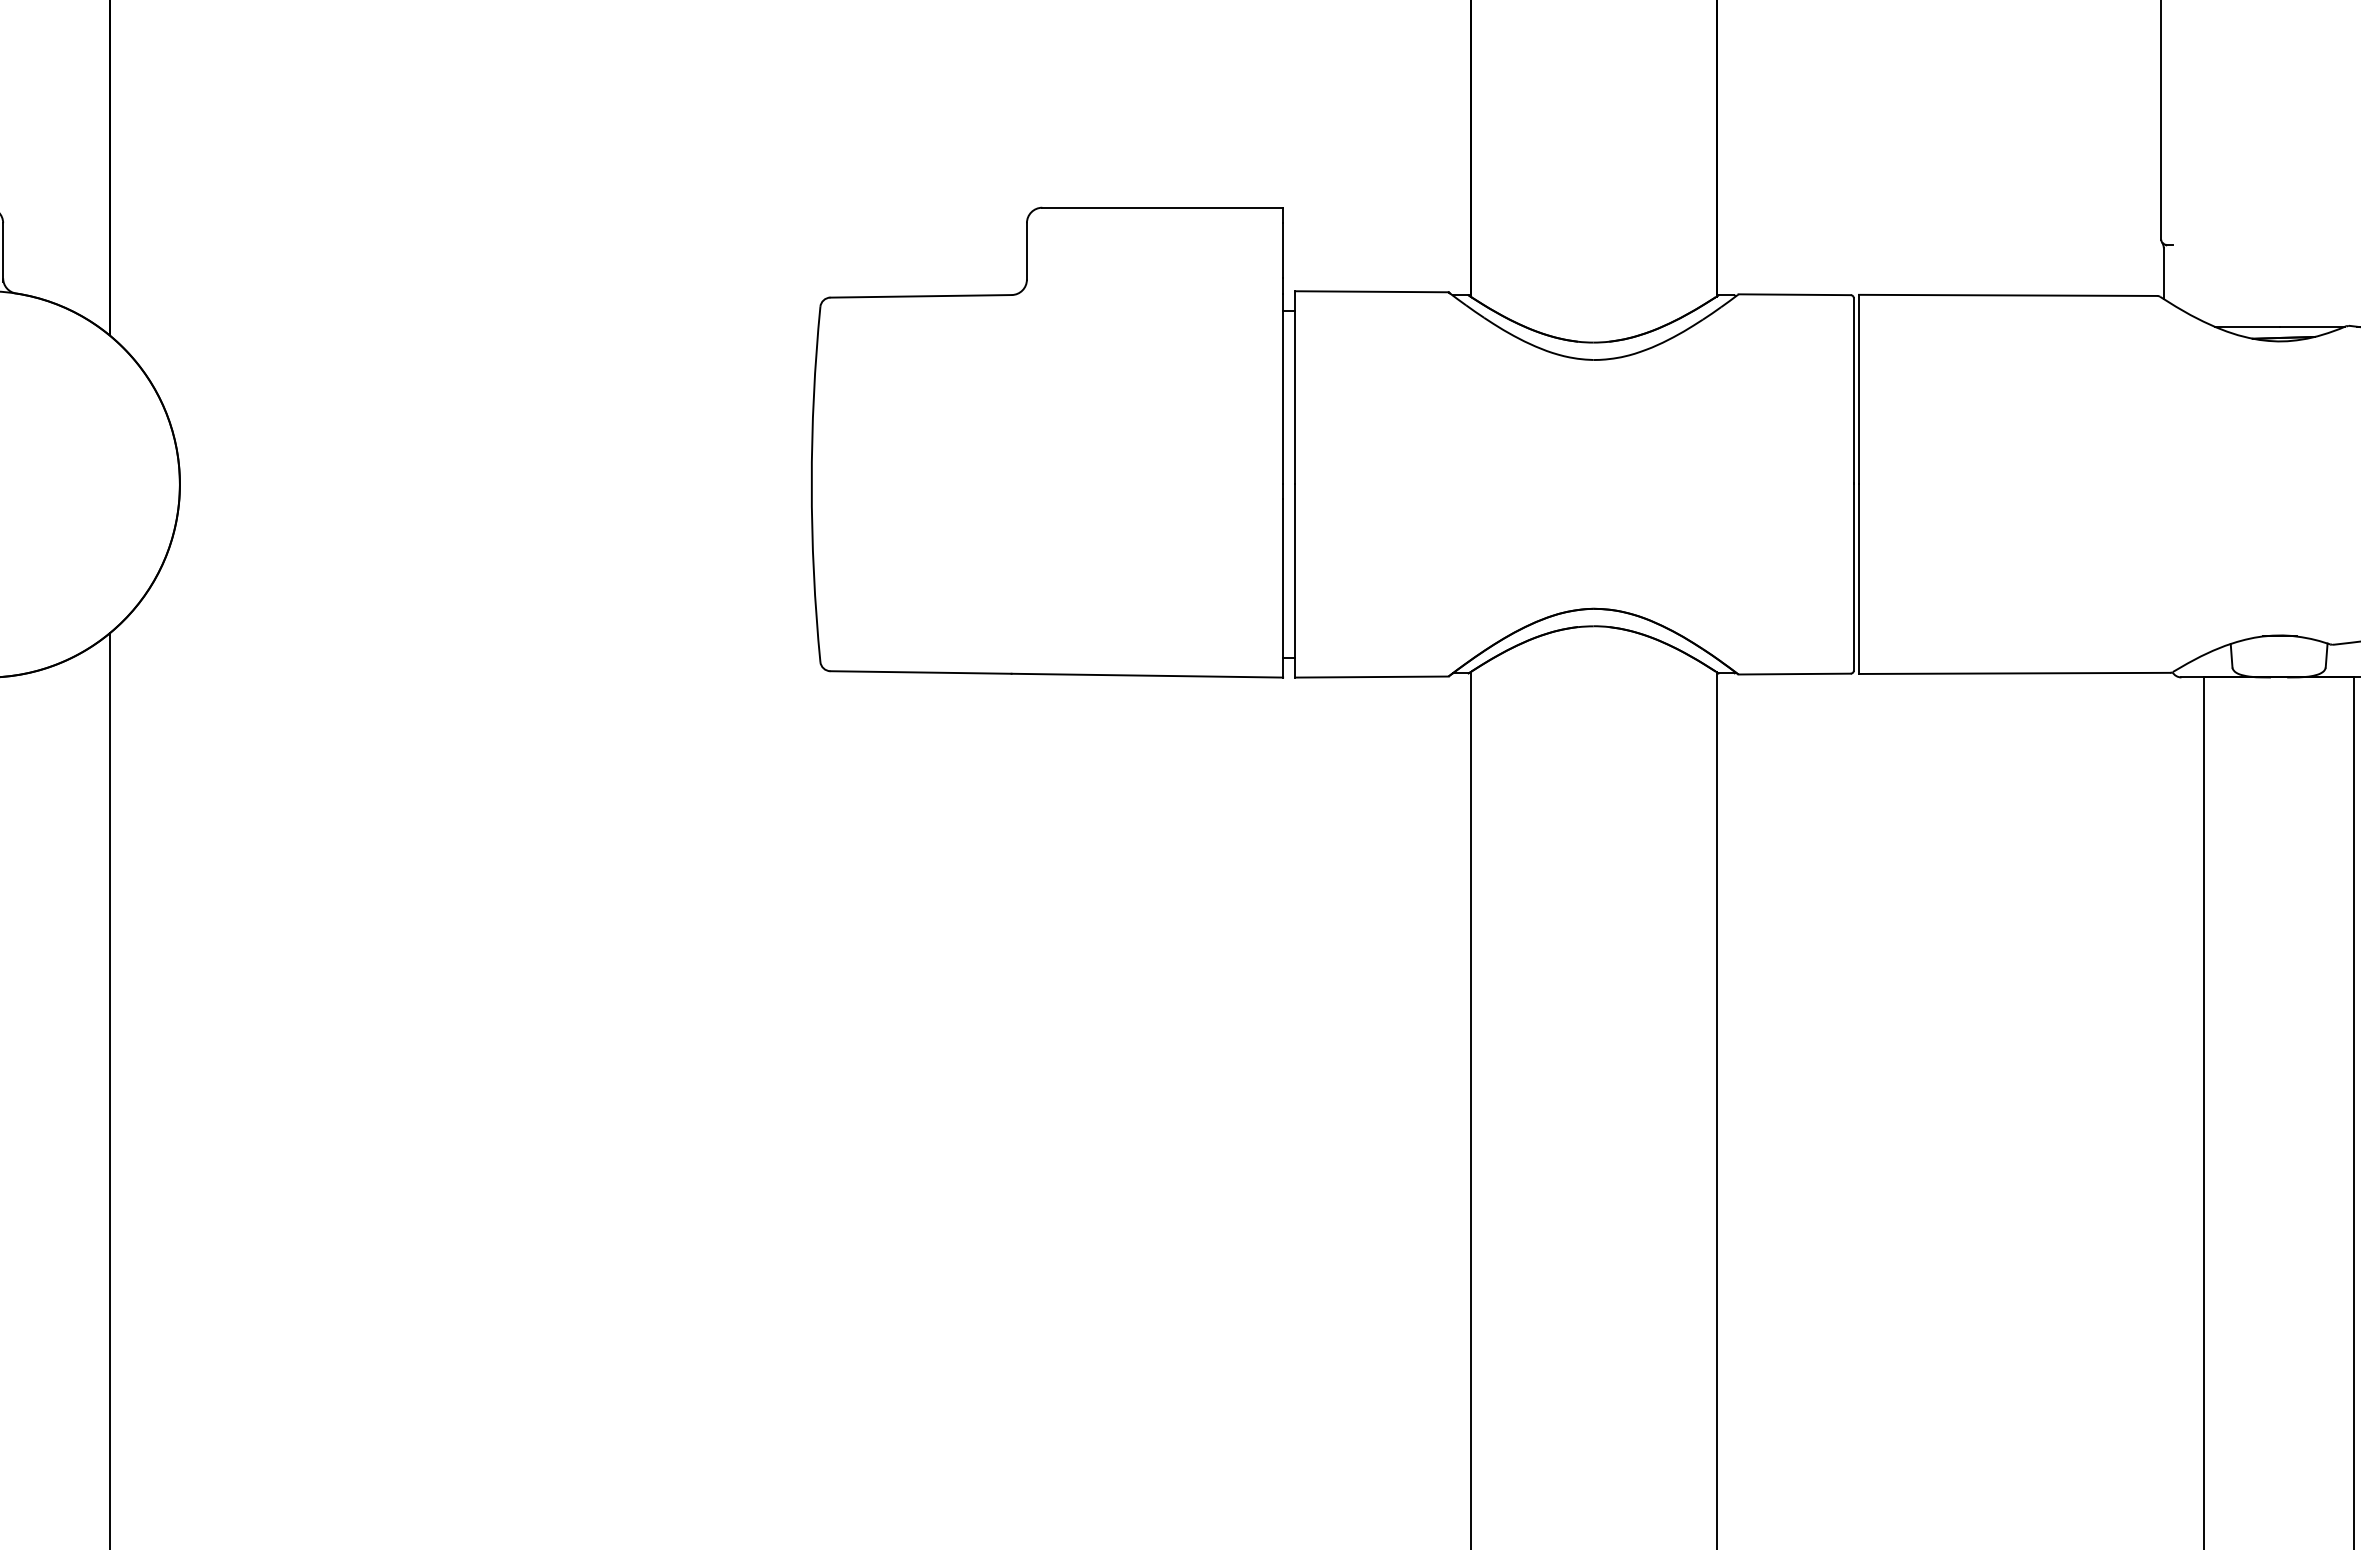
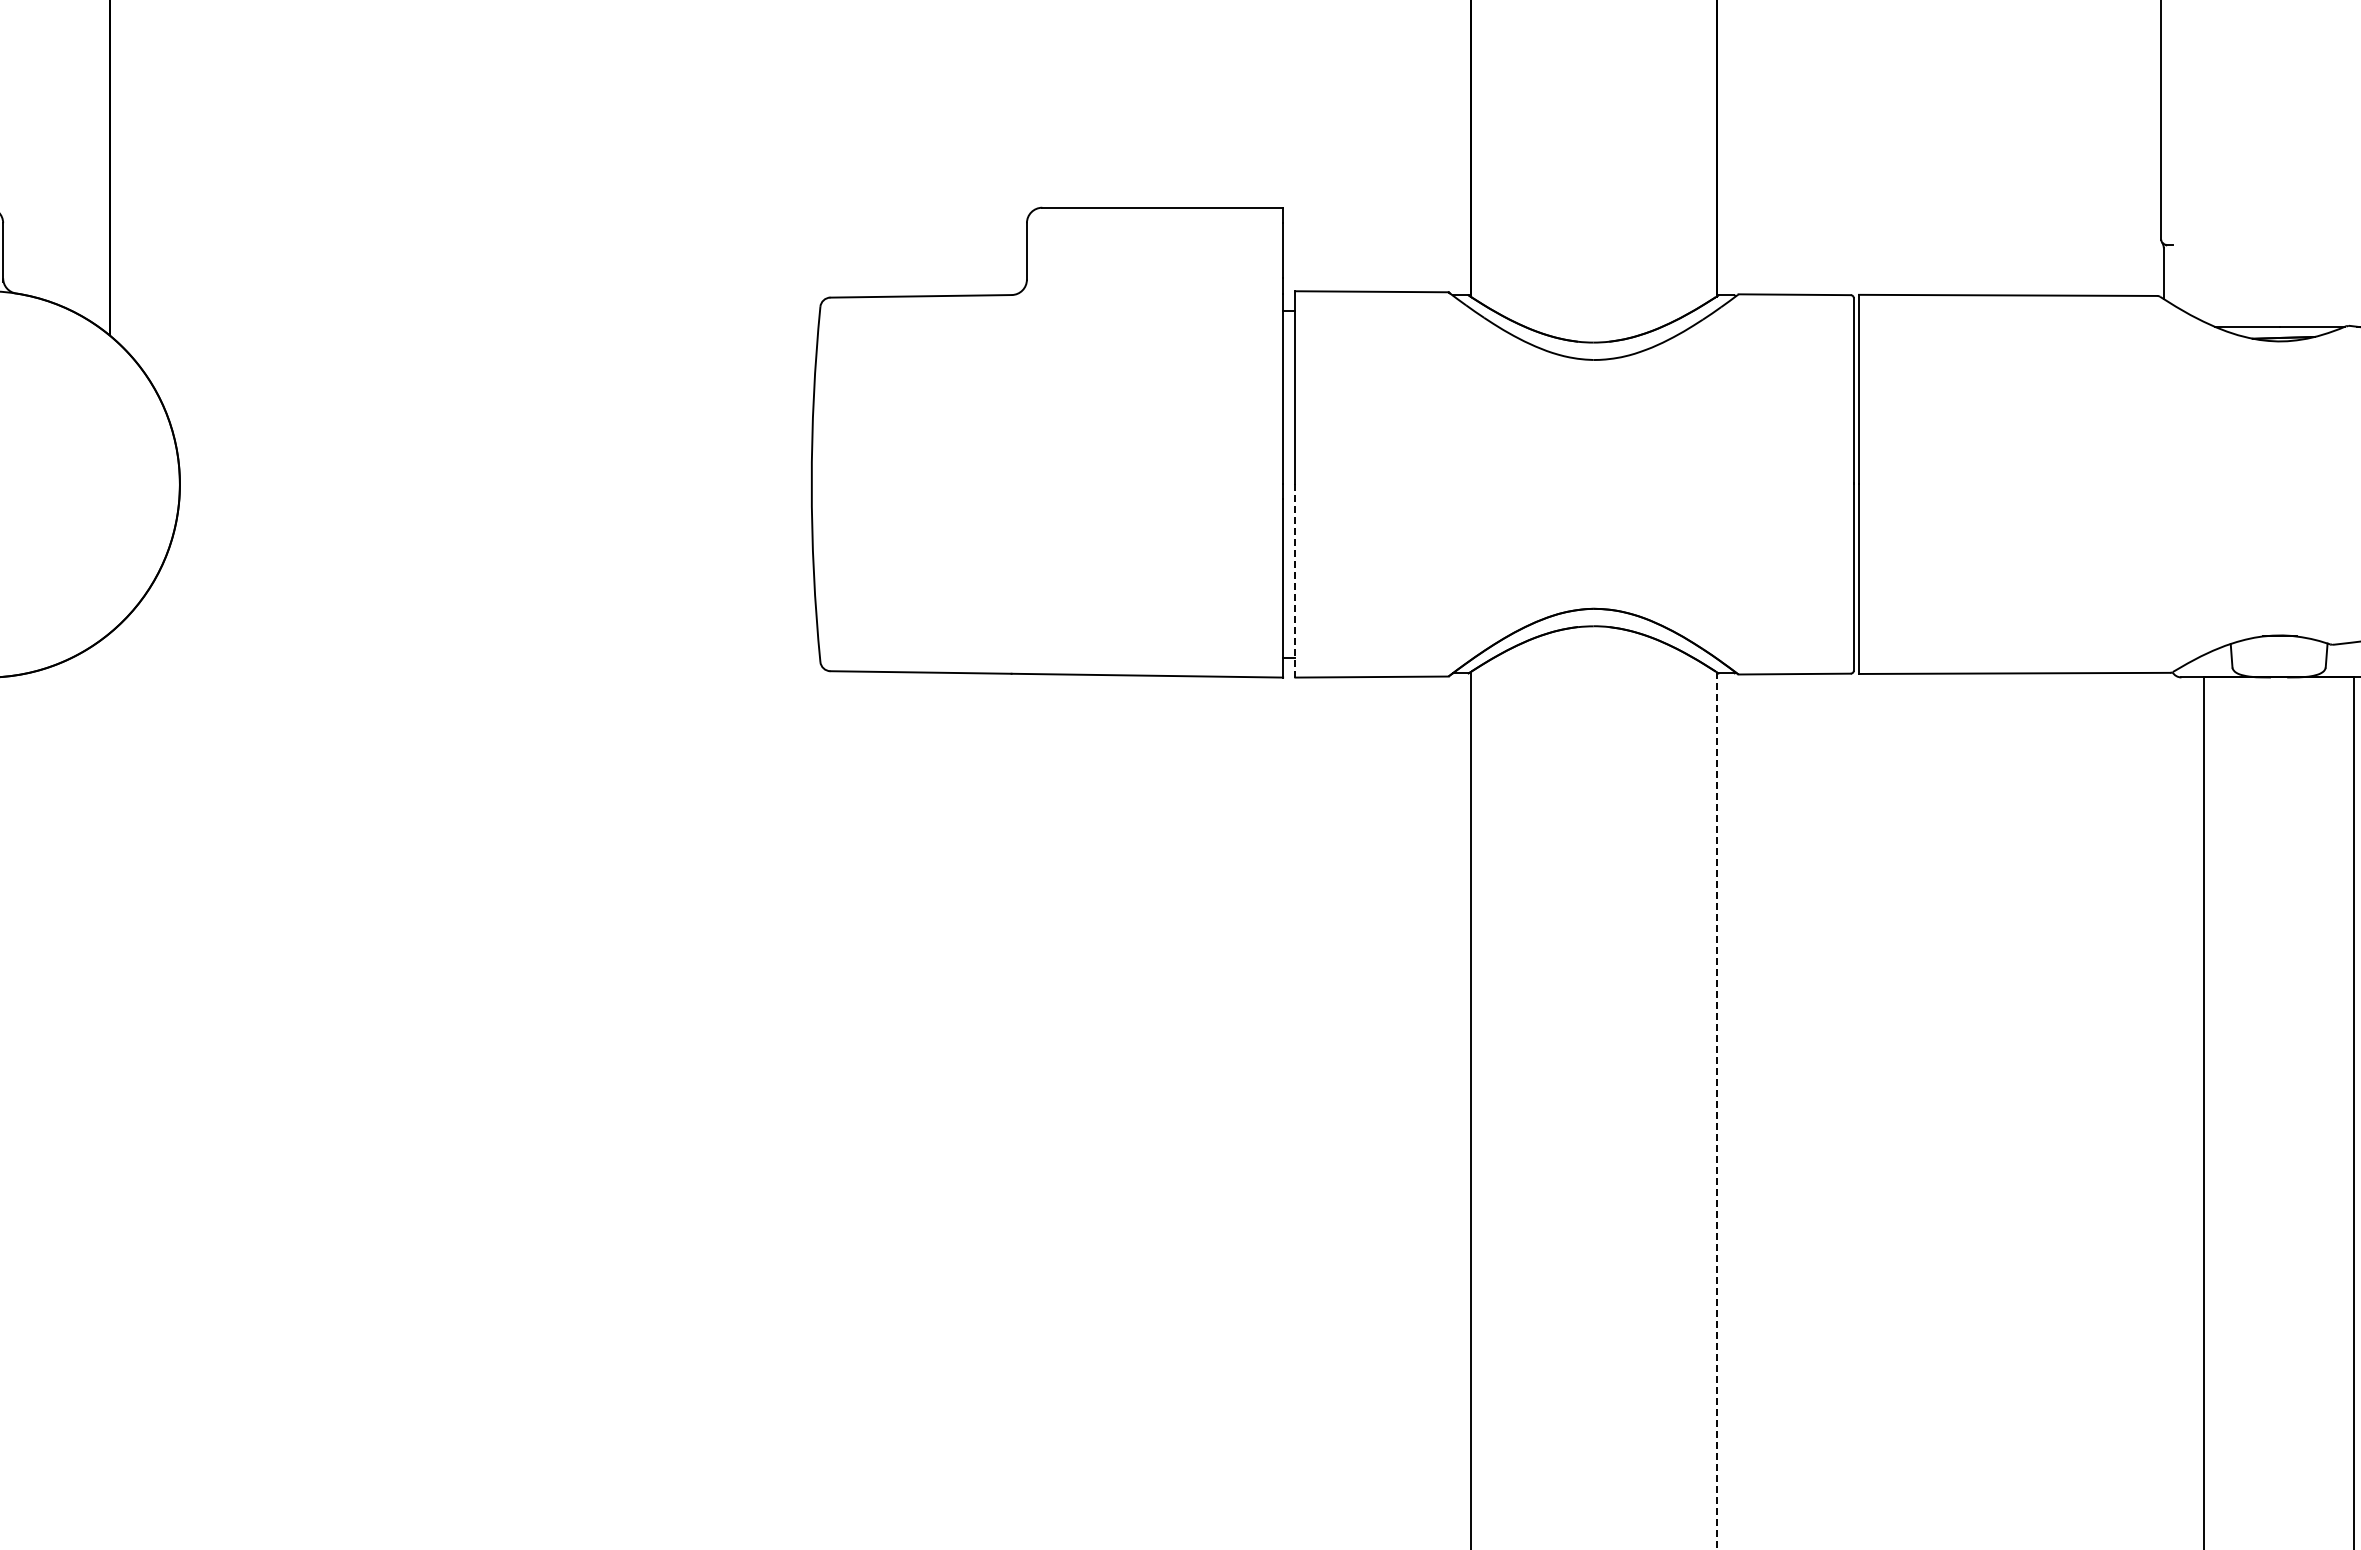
line: solid -> dashed (1295, 580)
line: present -> none (109, 1089)
line: solid -> dashed (1716, 1111)
